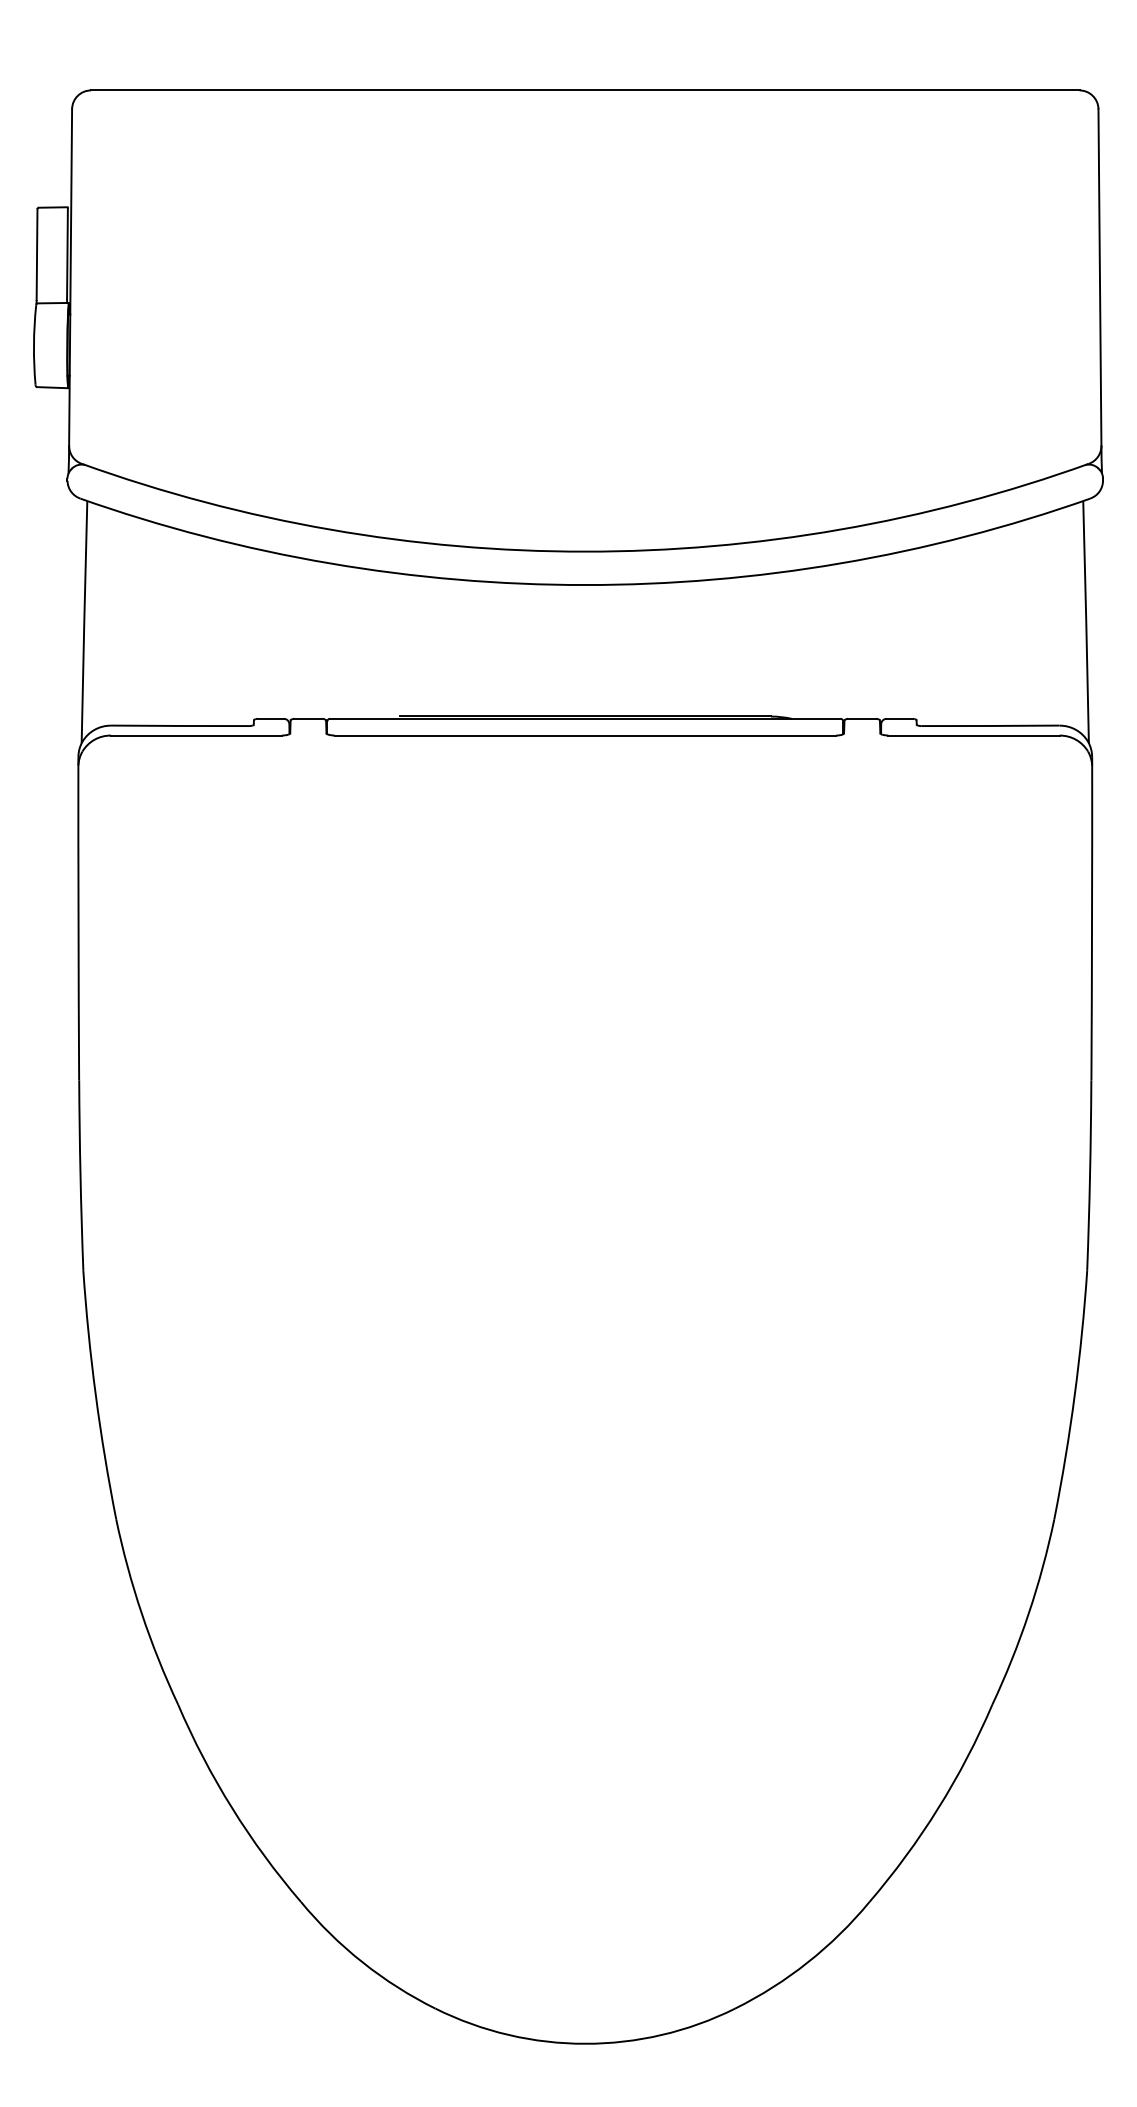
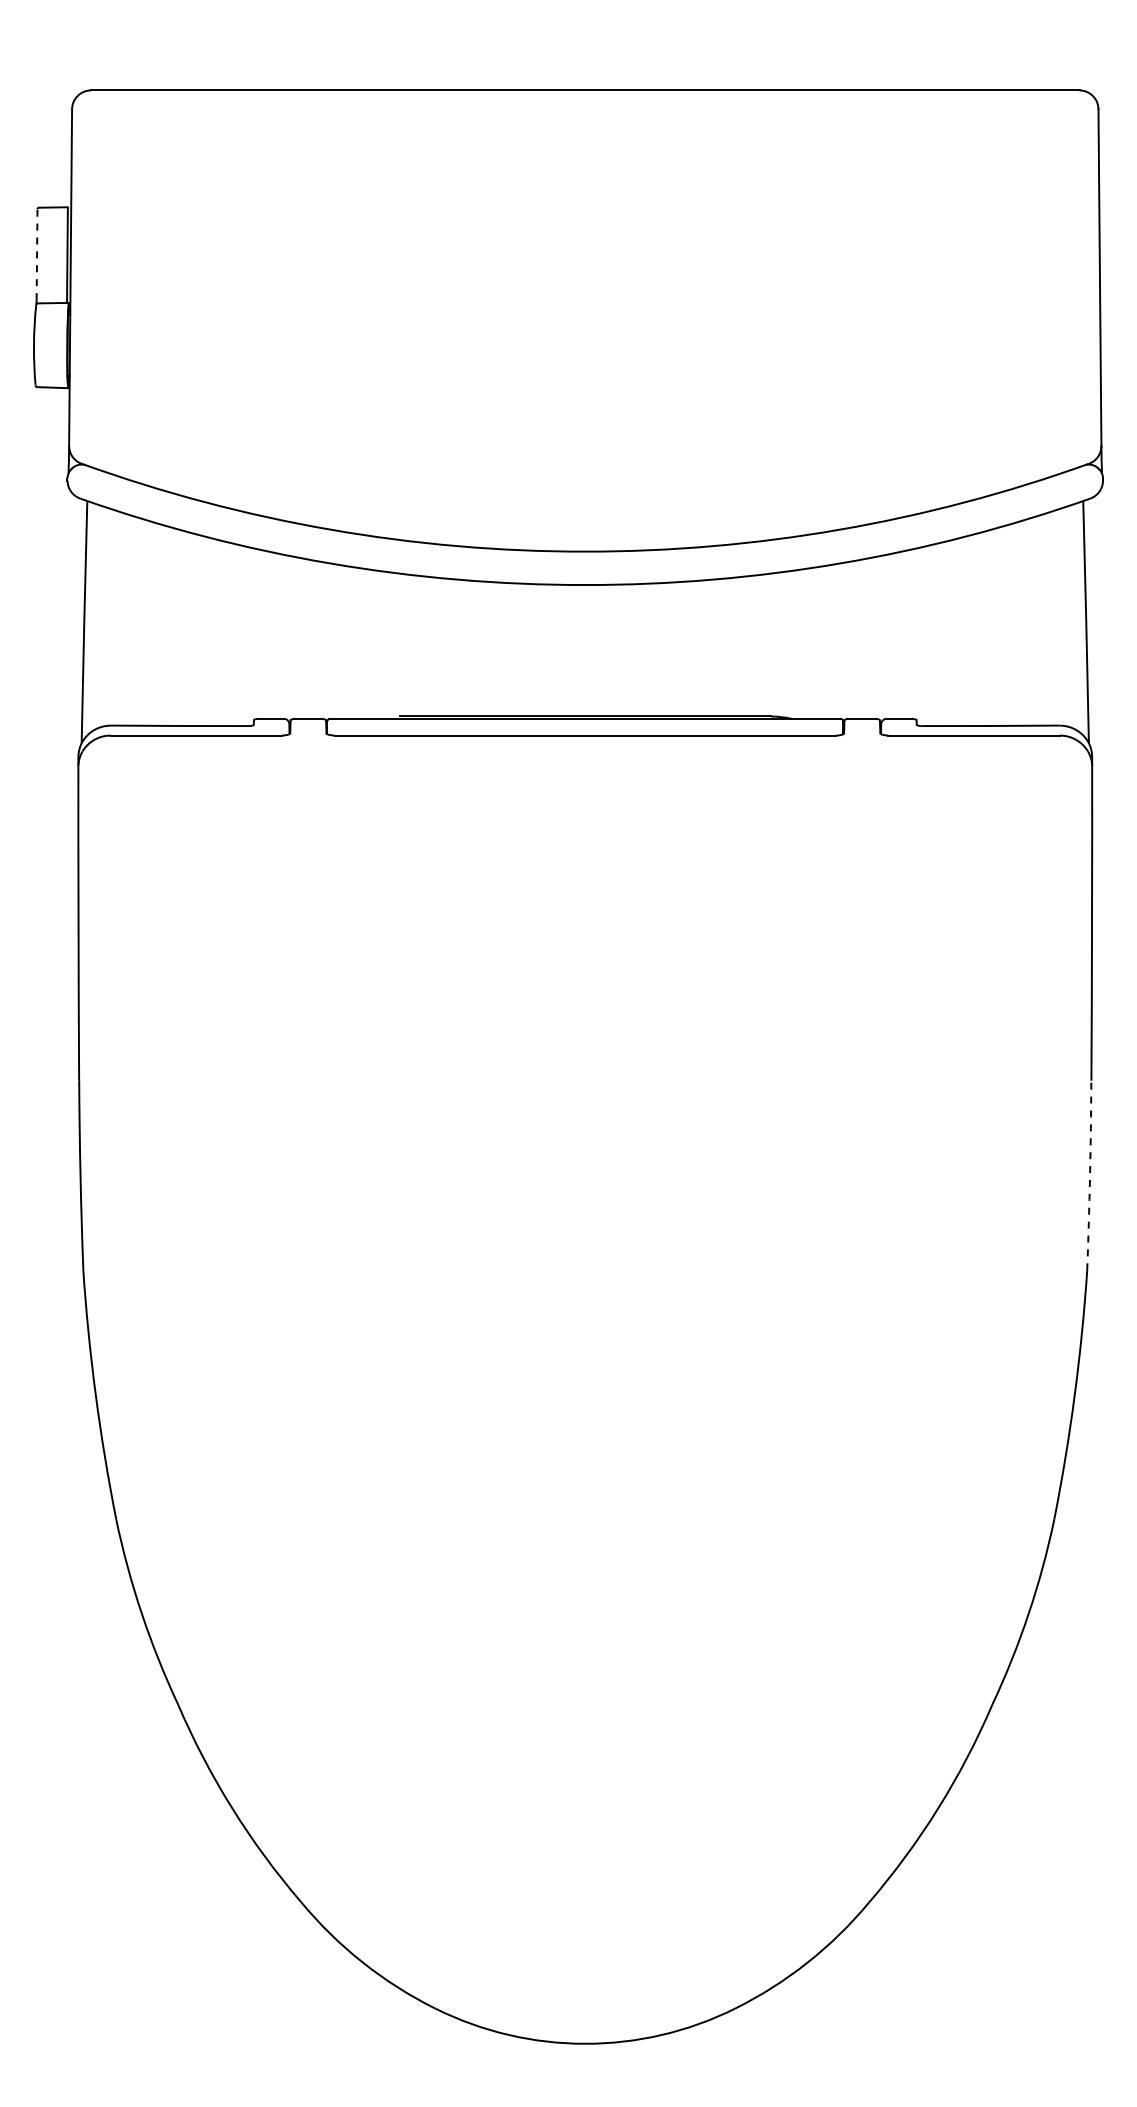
line: solid -> dashed (37, 254)
arc: solid -> dashed (1090, 1175)
